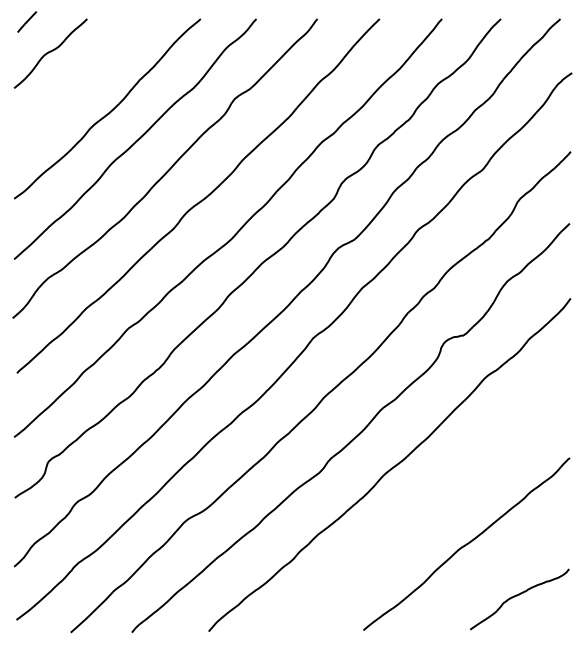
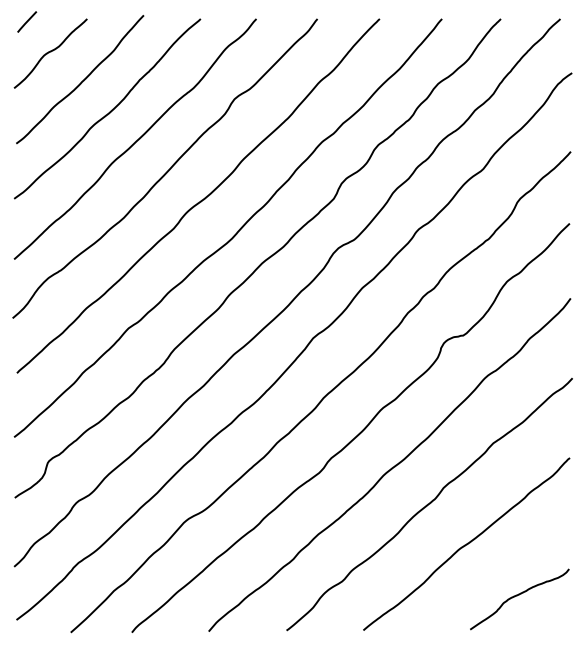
curve: none -> present (82, 80)
curve: none -> present (429, 504)
